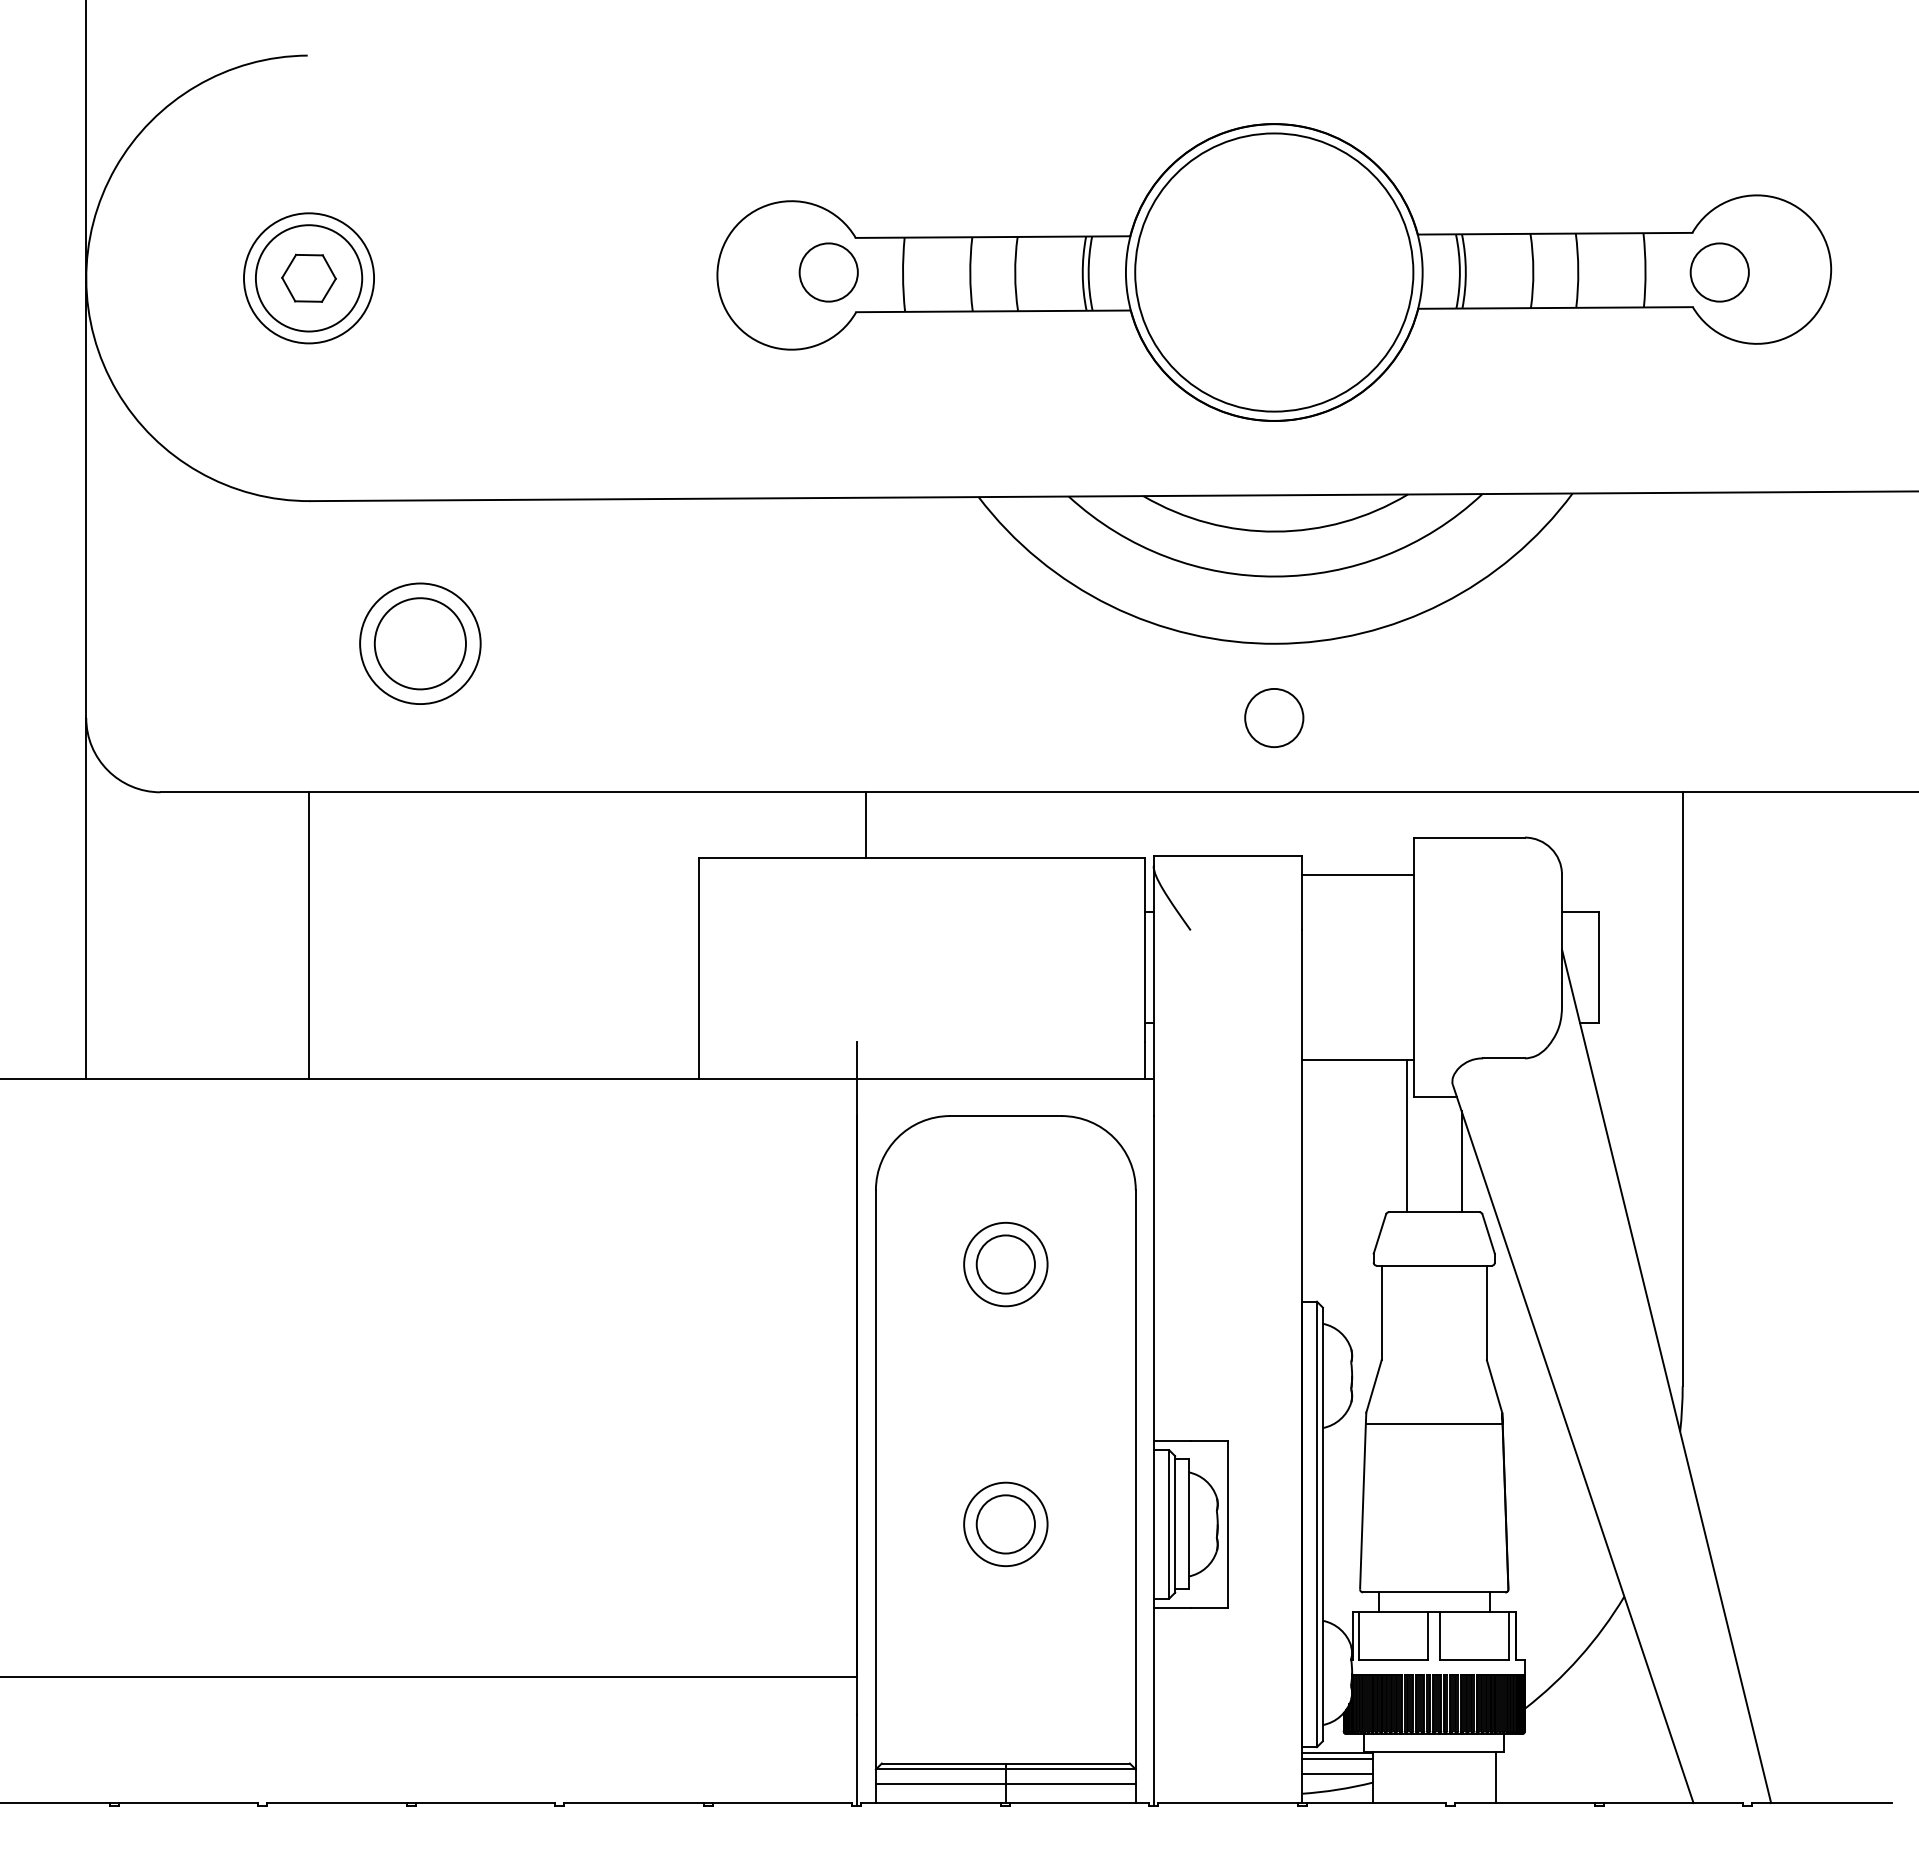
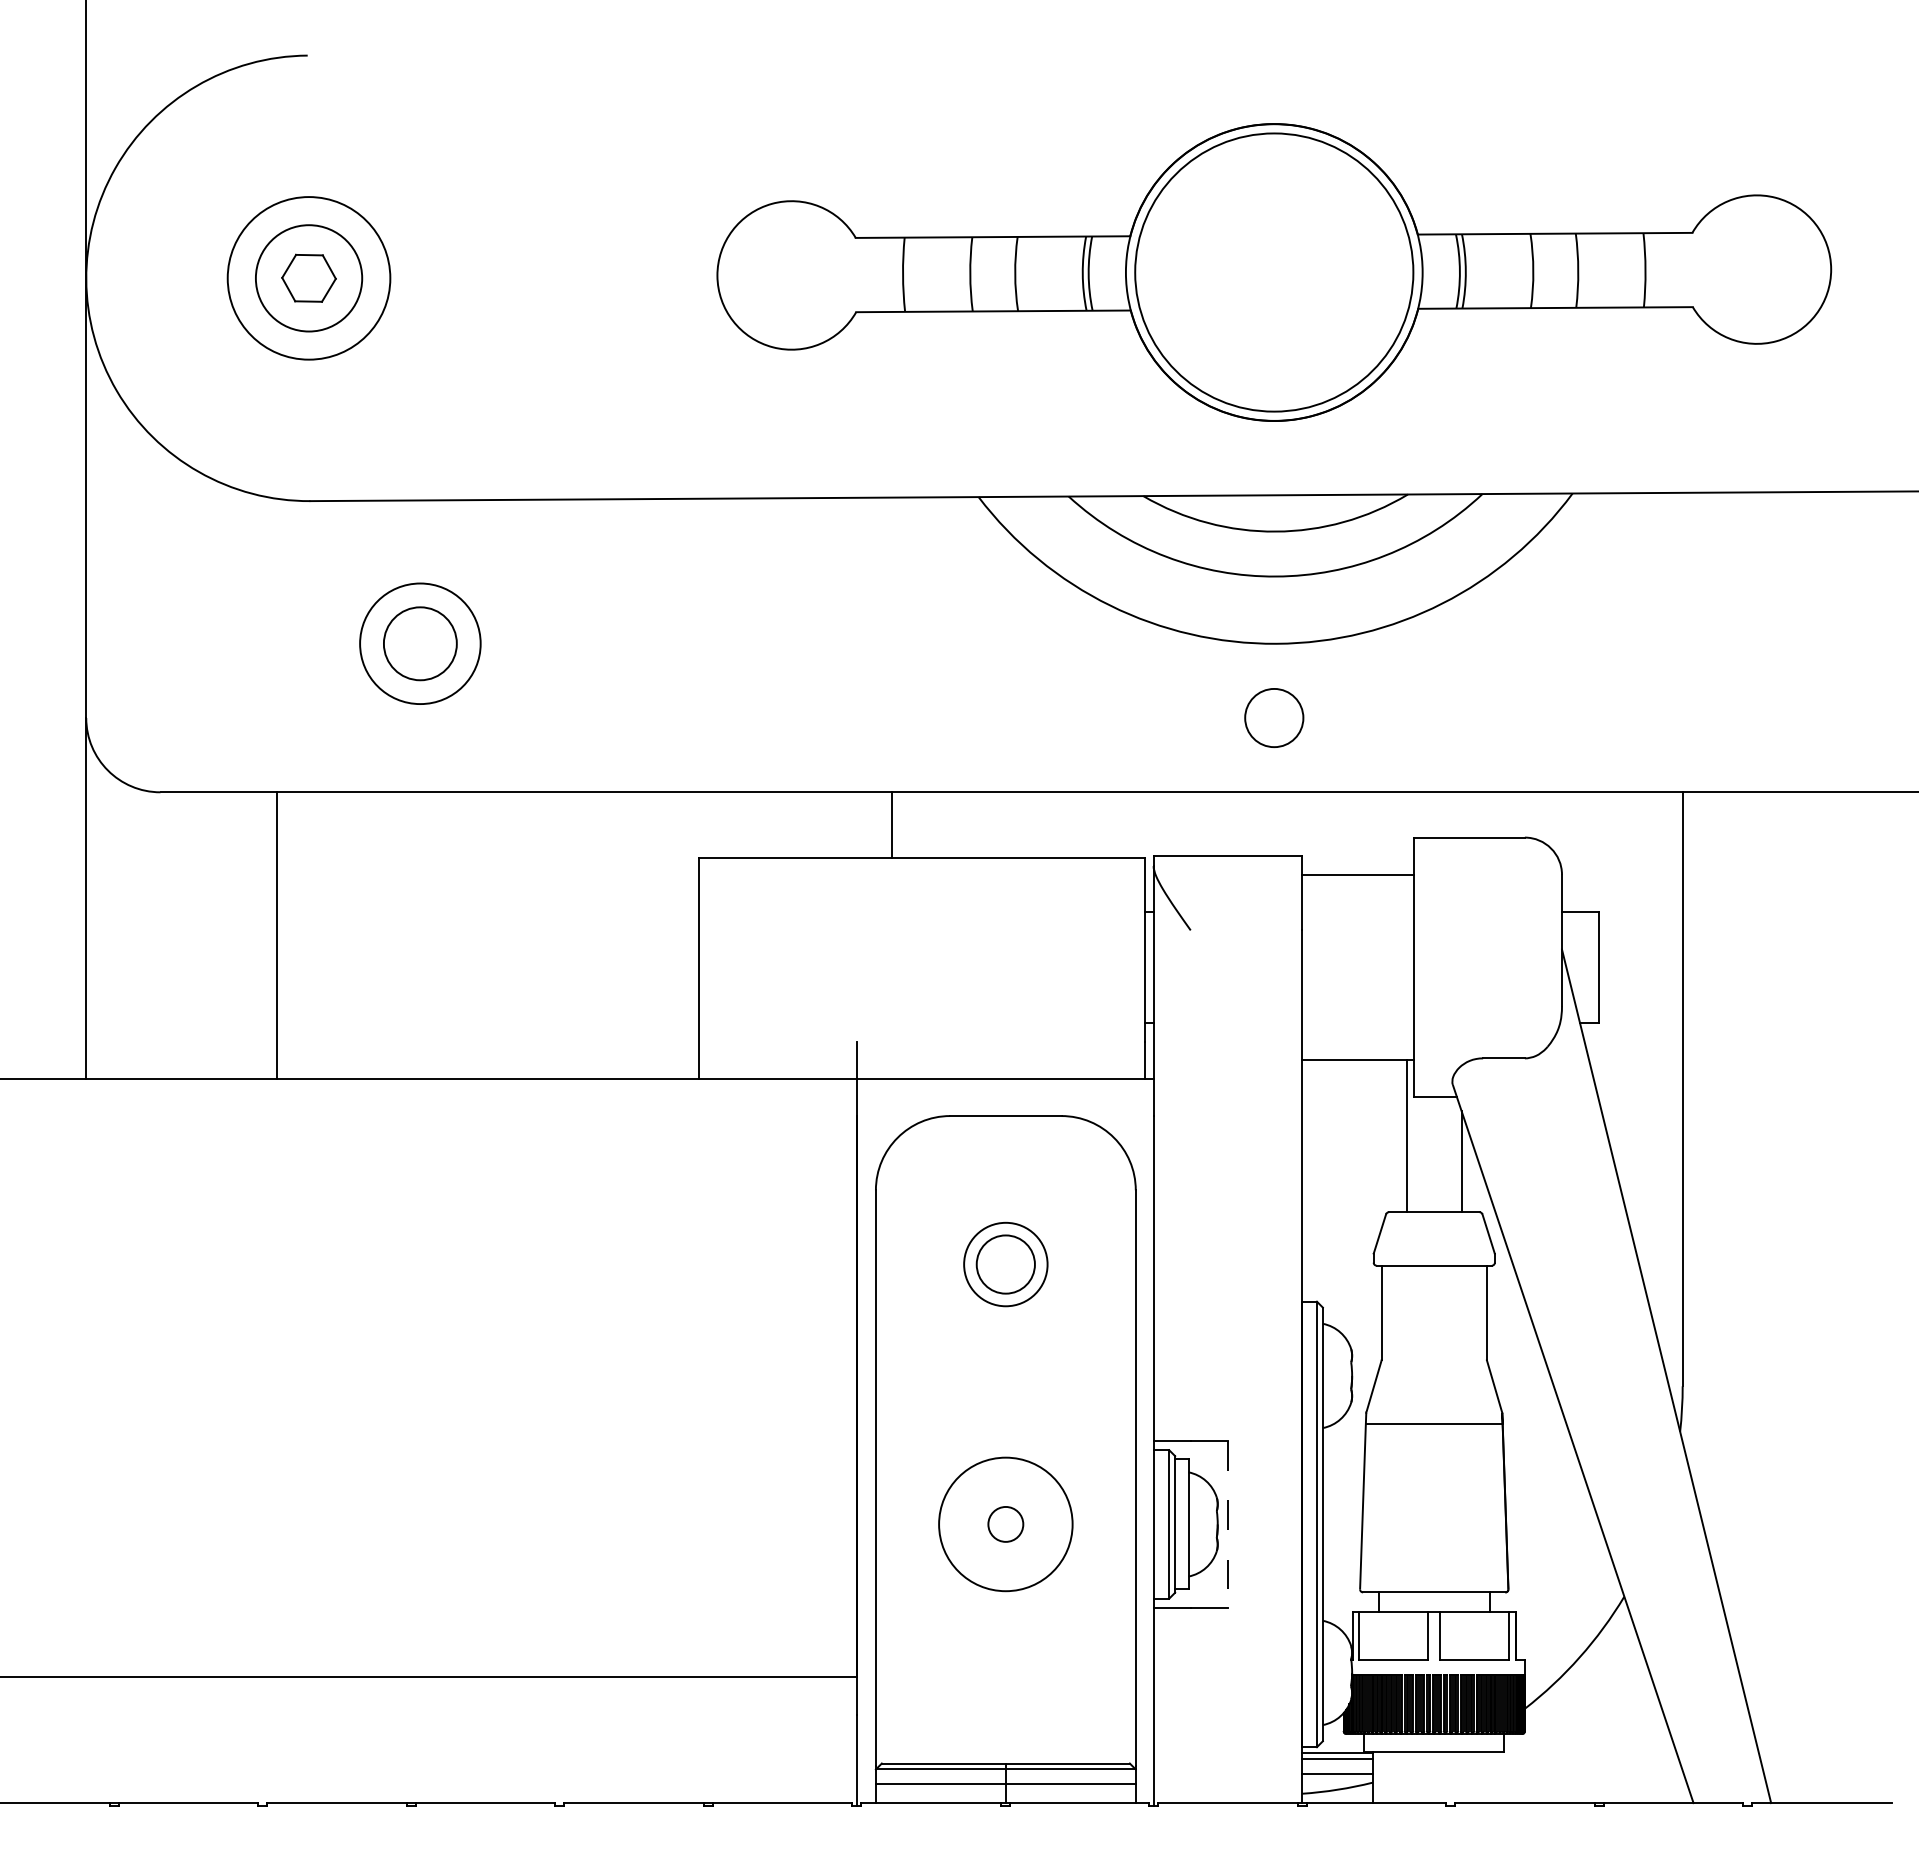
circle: present -> none (828, 272)
circle: present -> none (1719, 272)
circle diameter: 130 px -> 163 px (308, 278)
circle diameter: 91 px -> 73 px (419, 643)
line position: (865, 824) -> (891, 824) (891, 824)
line position: (309, 935) -> (277, 935) (277, 935)
circle diameter: 58 px -> 35 px (1005, 1523)
circle diameter: 83 px -> 134 px (1005, 1524)
line: solid -> dashed (1227, 1524)
line: present -> none (1495, 1777)
